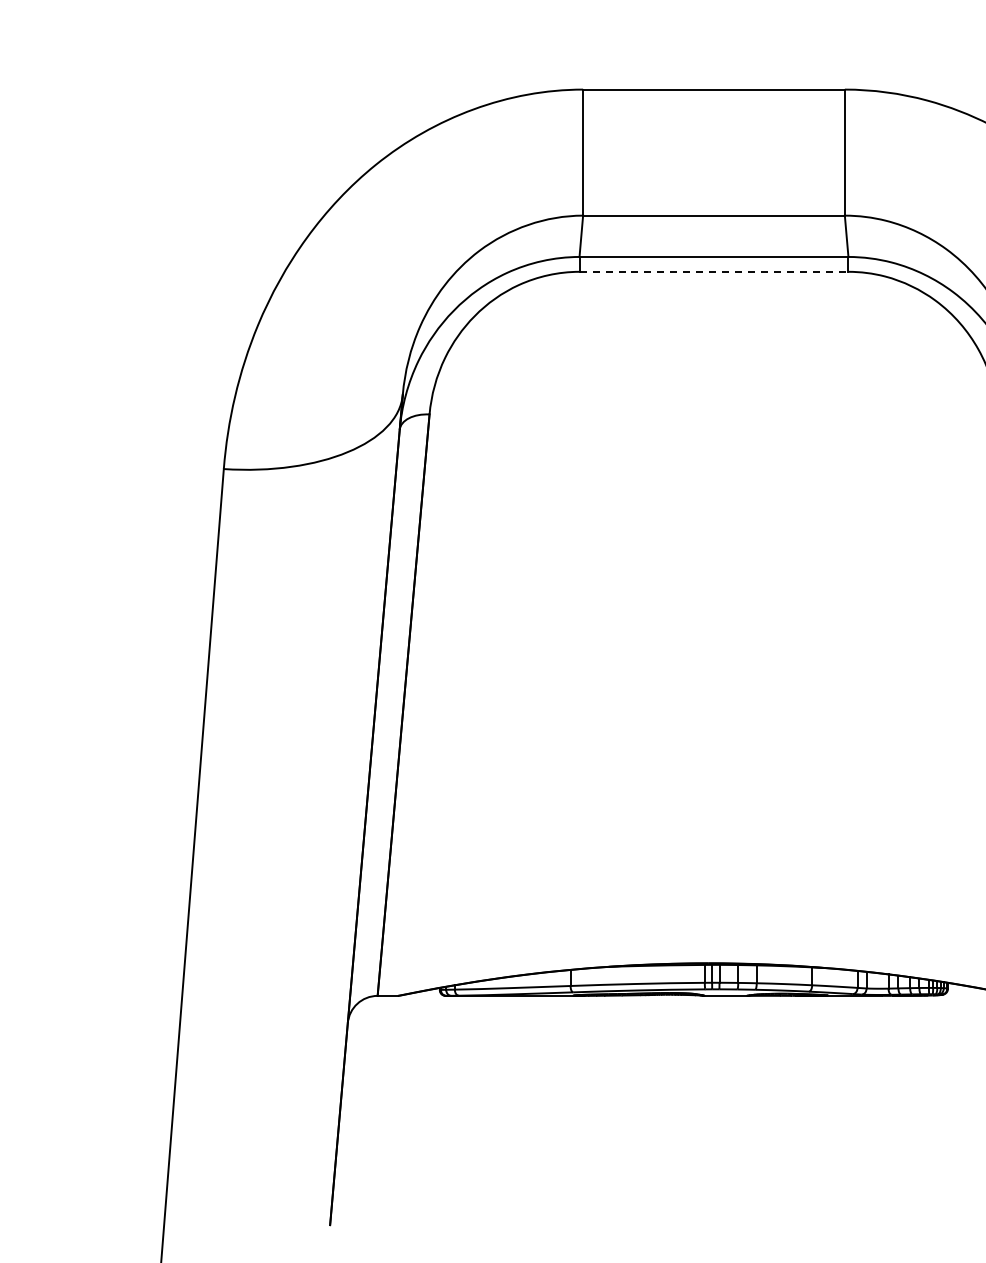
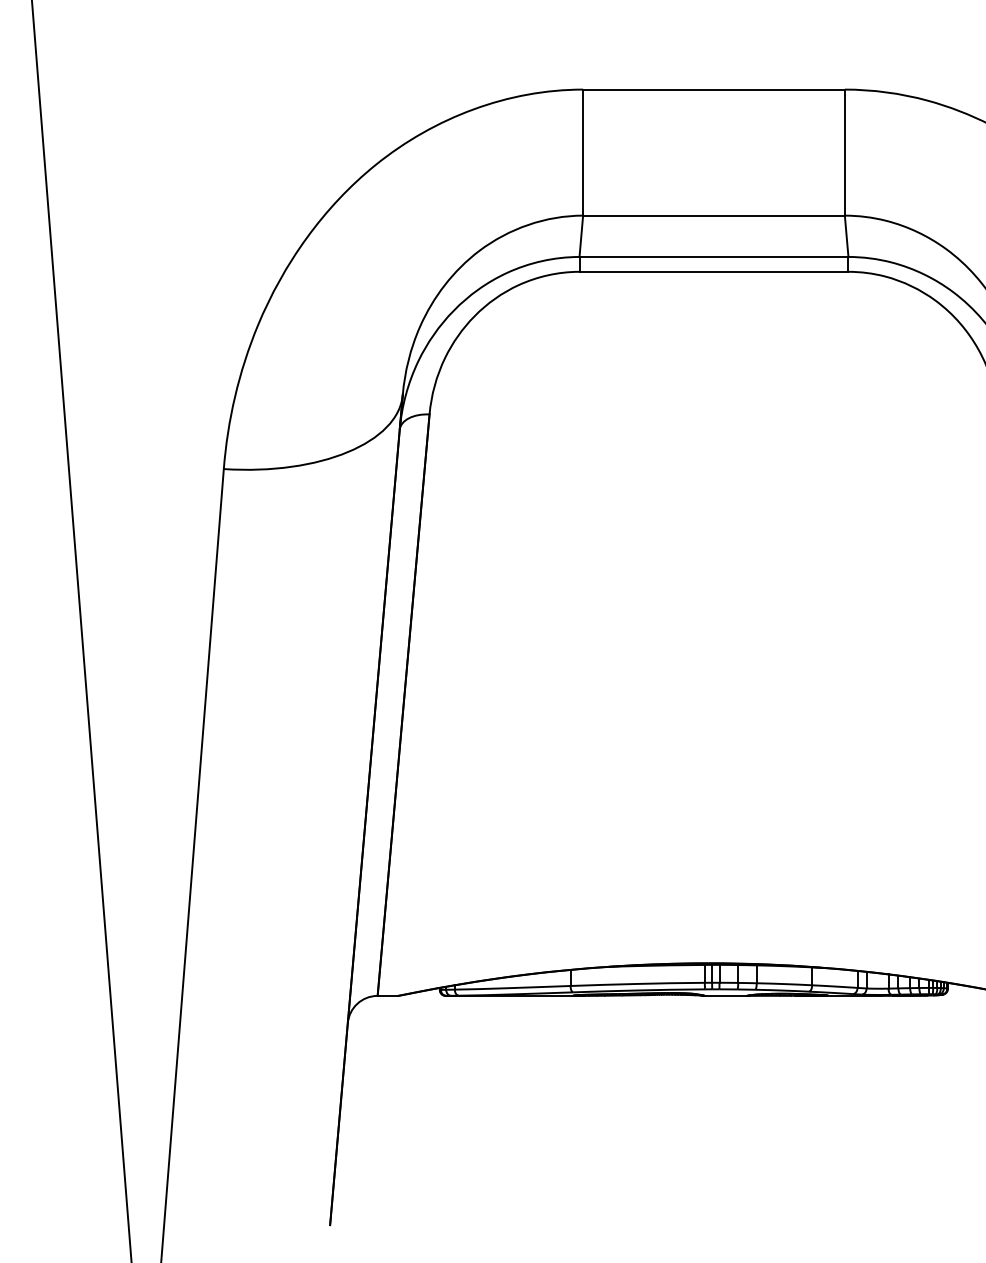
line: dashed -> solid (714, 271)
line: none -> present (81, 630)
